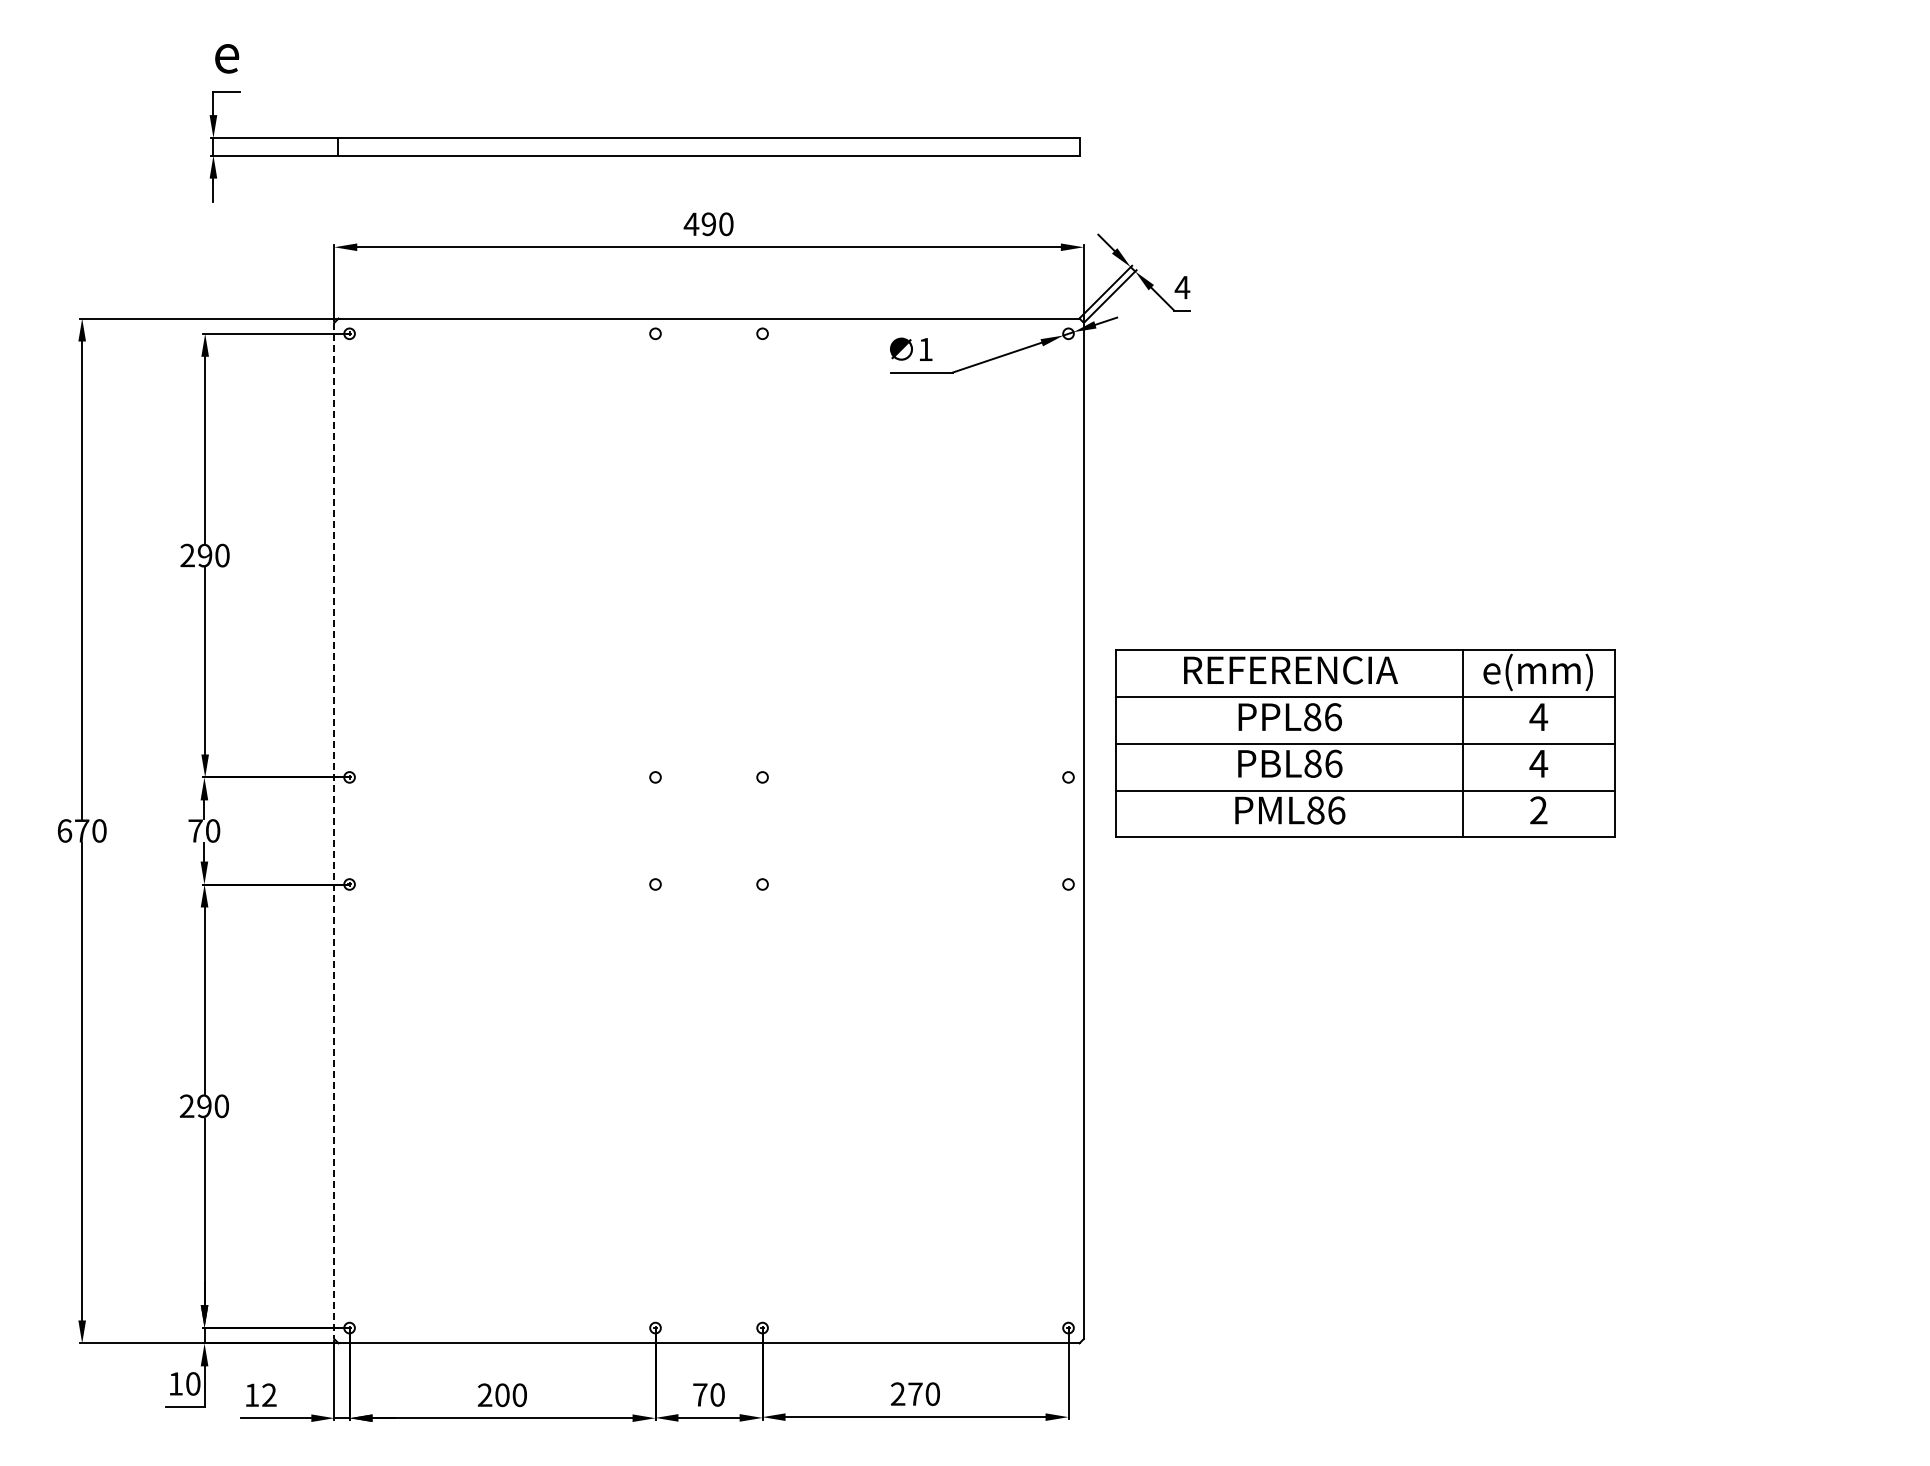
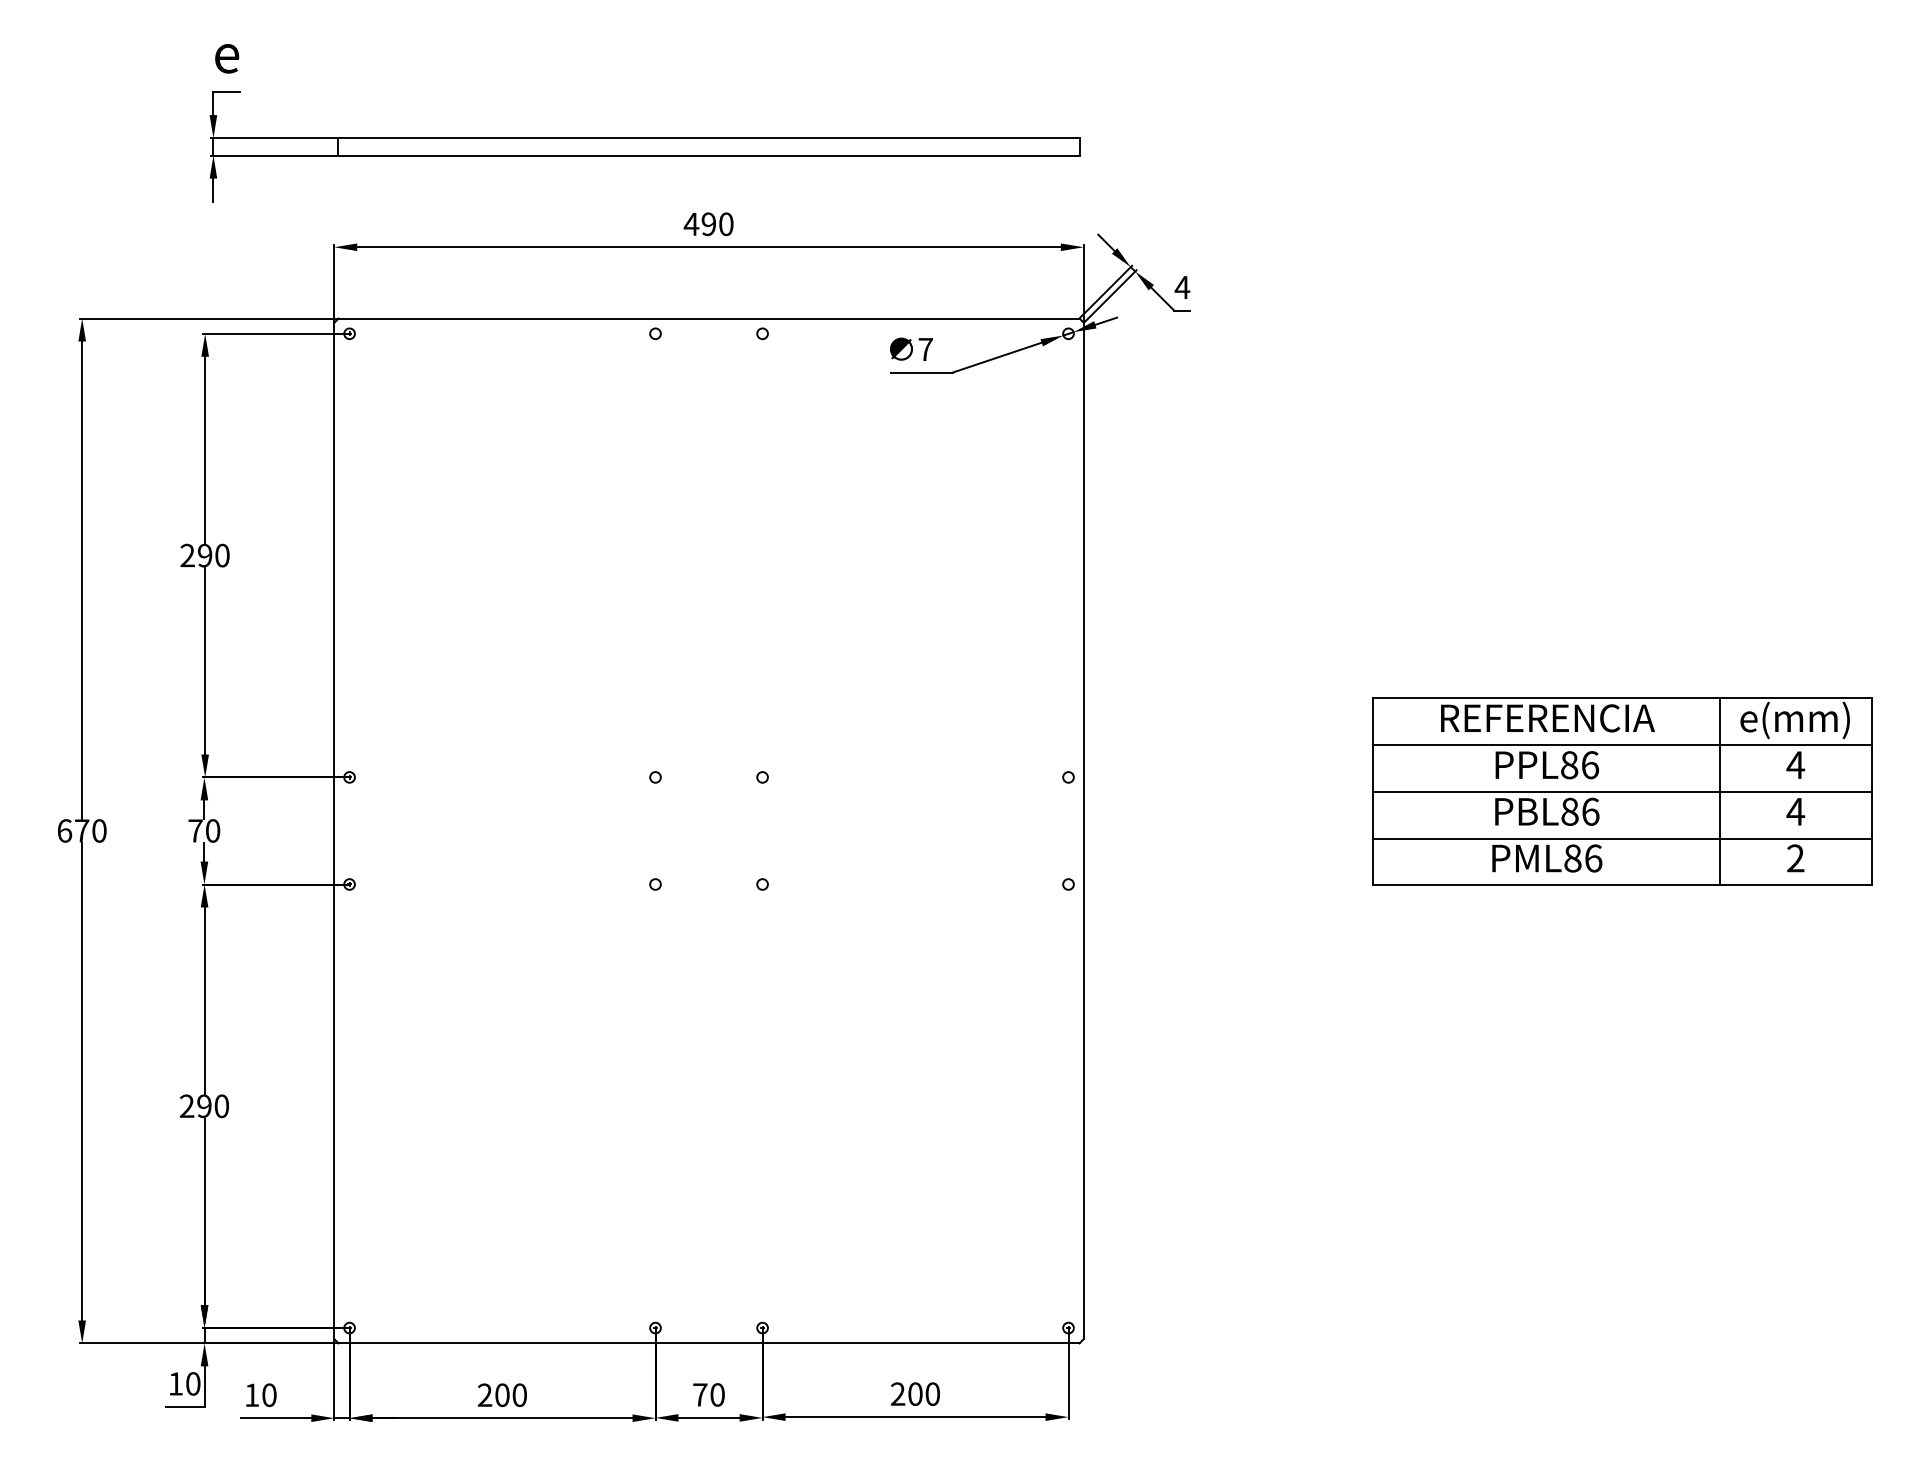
text: 1 -> 7 (925, 349)
part position: (1365, 743) -> (1622, 791) (1622, 791)
line: dashed -> solid (334, 831)
text: 270 -> 200 (915, 1393)
text: 12 -> 10 (269, 1395)
